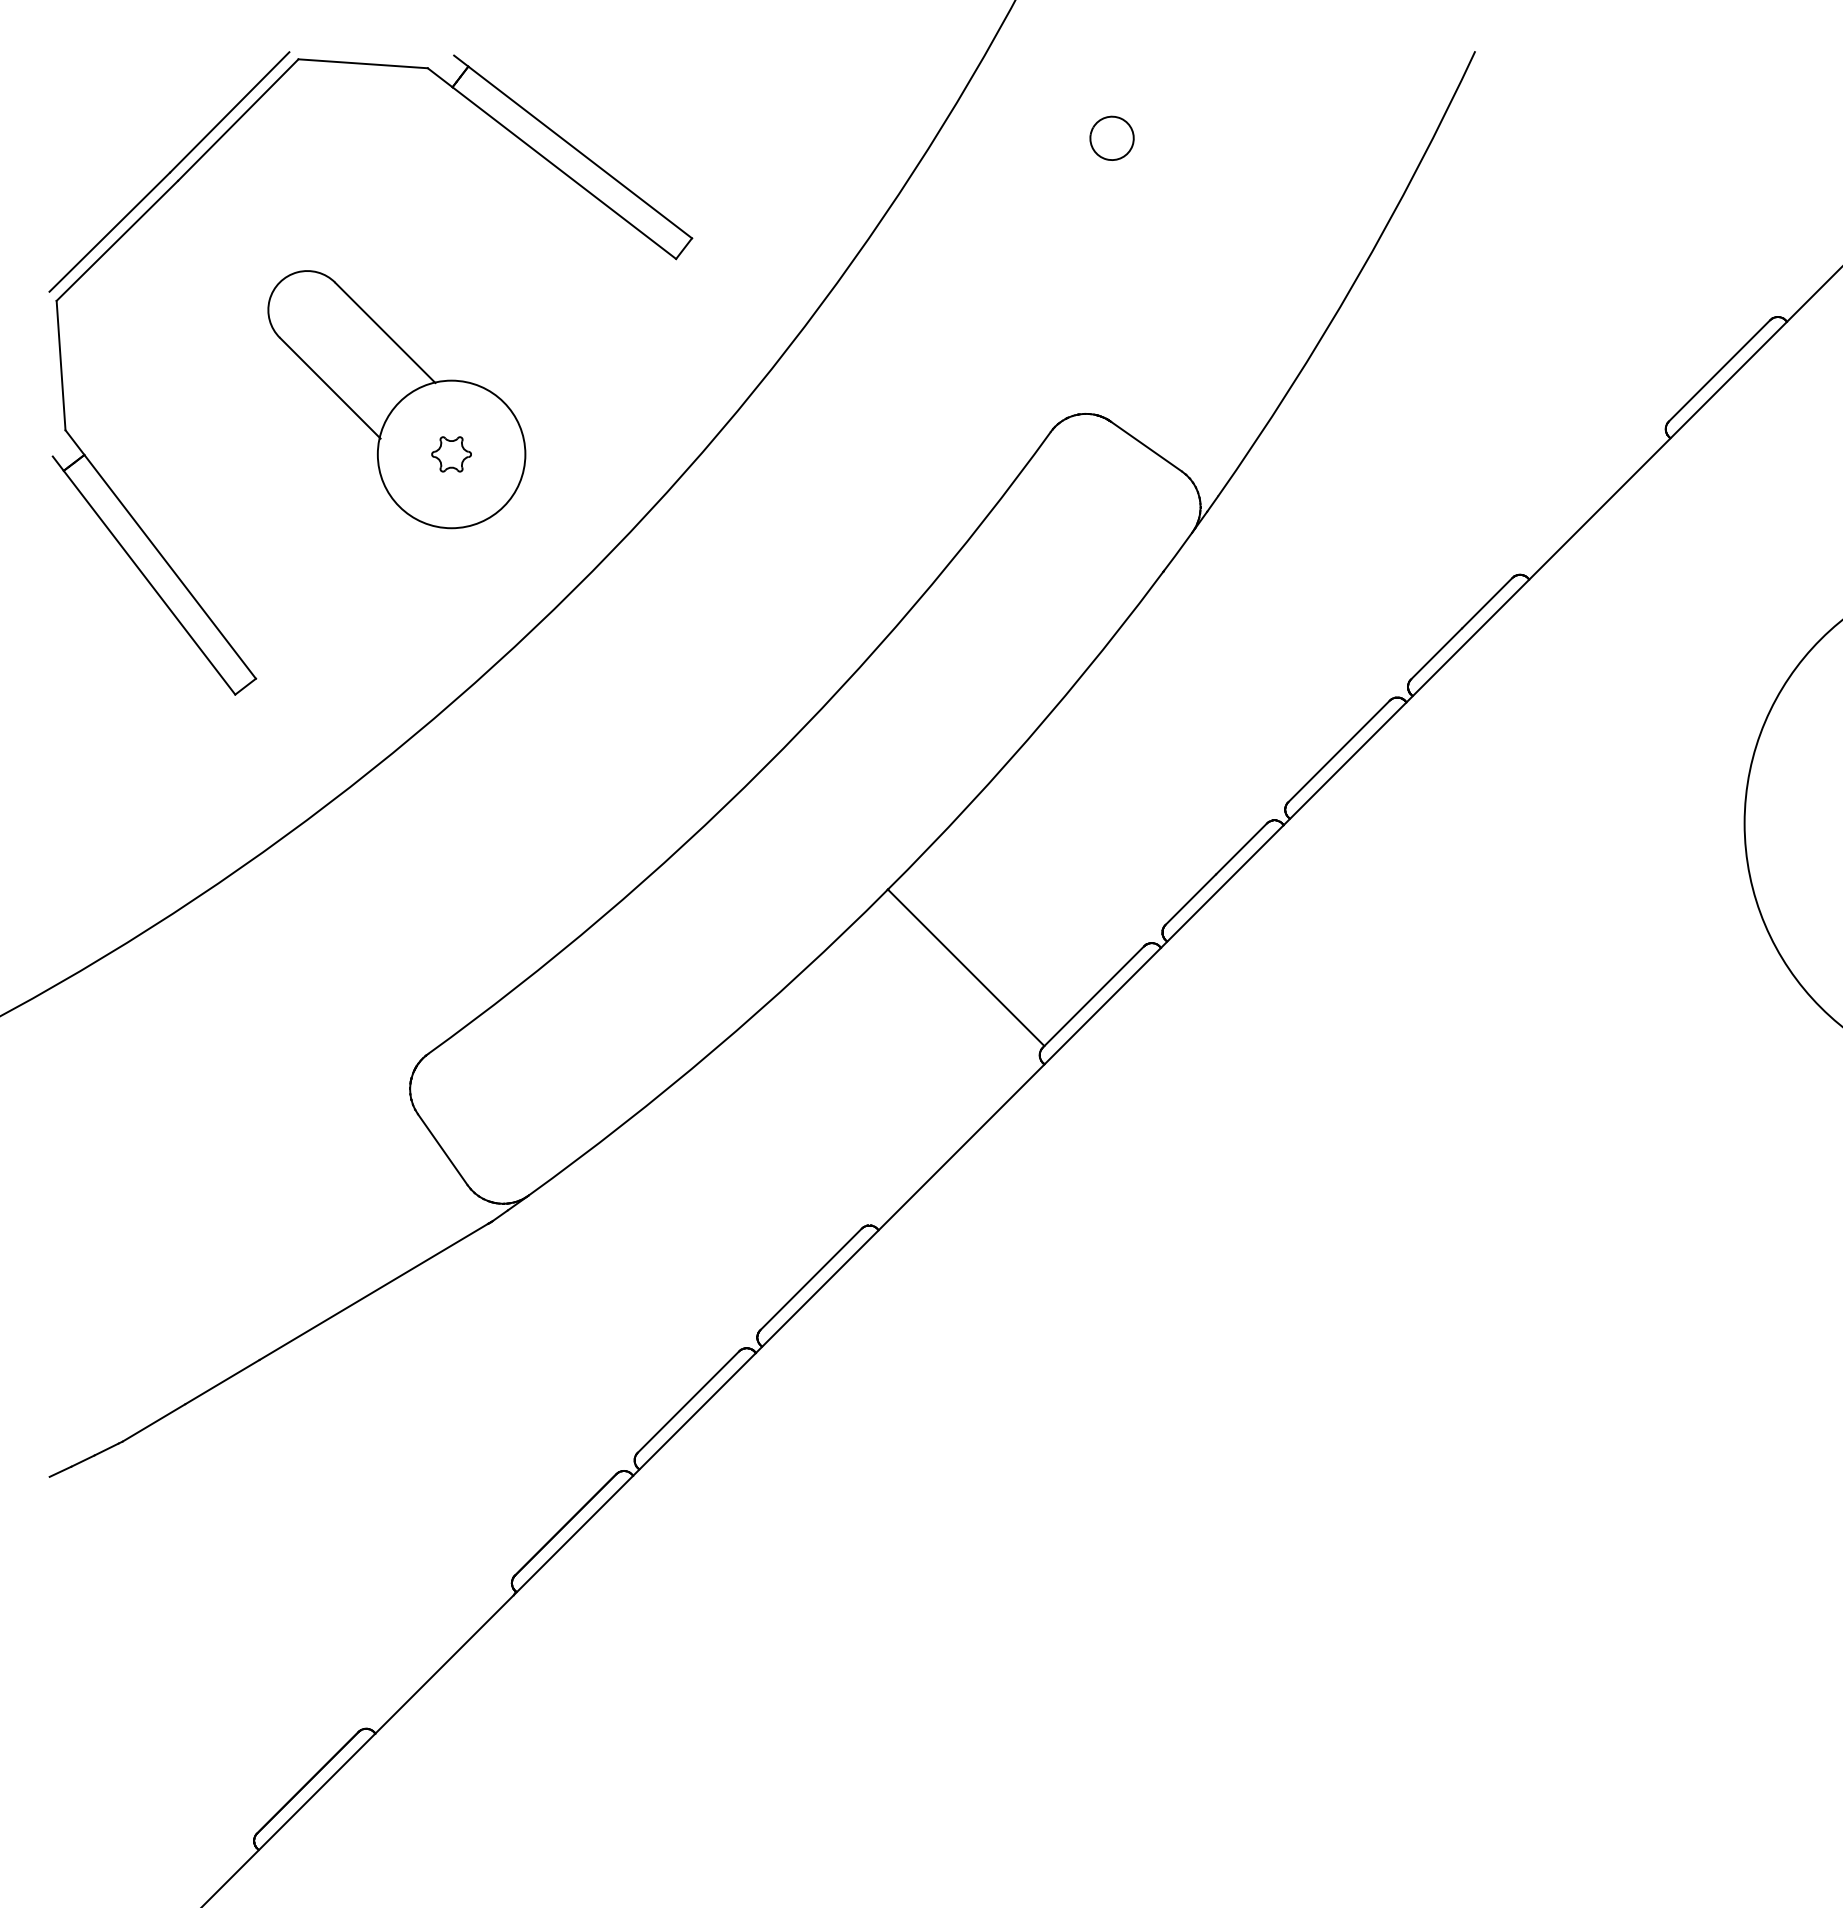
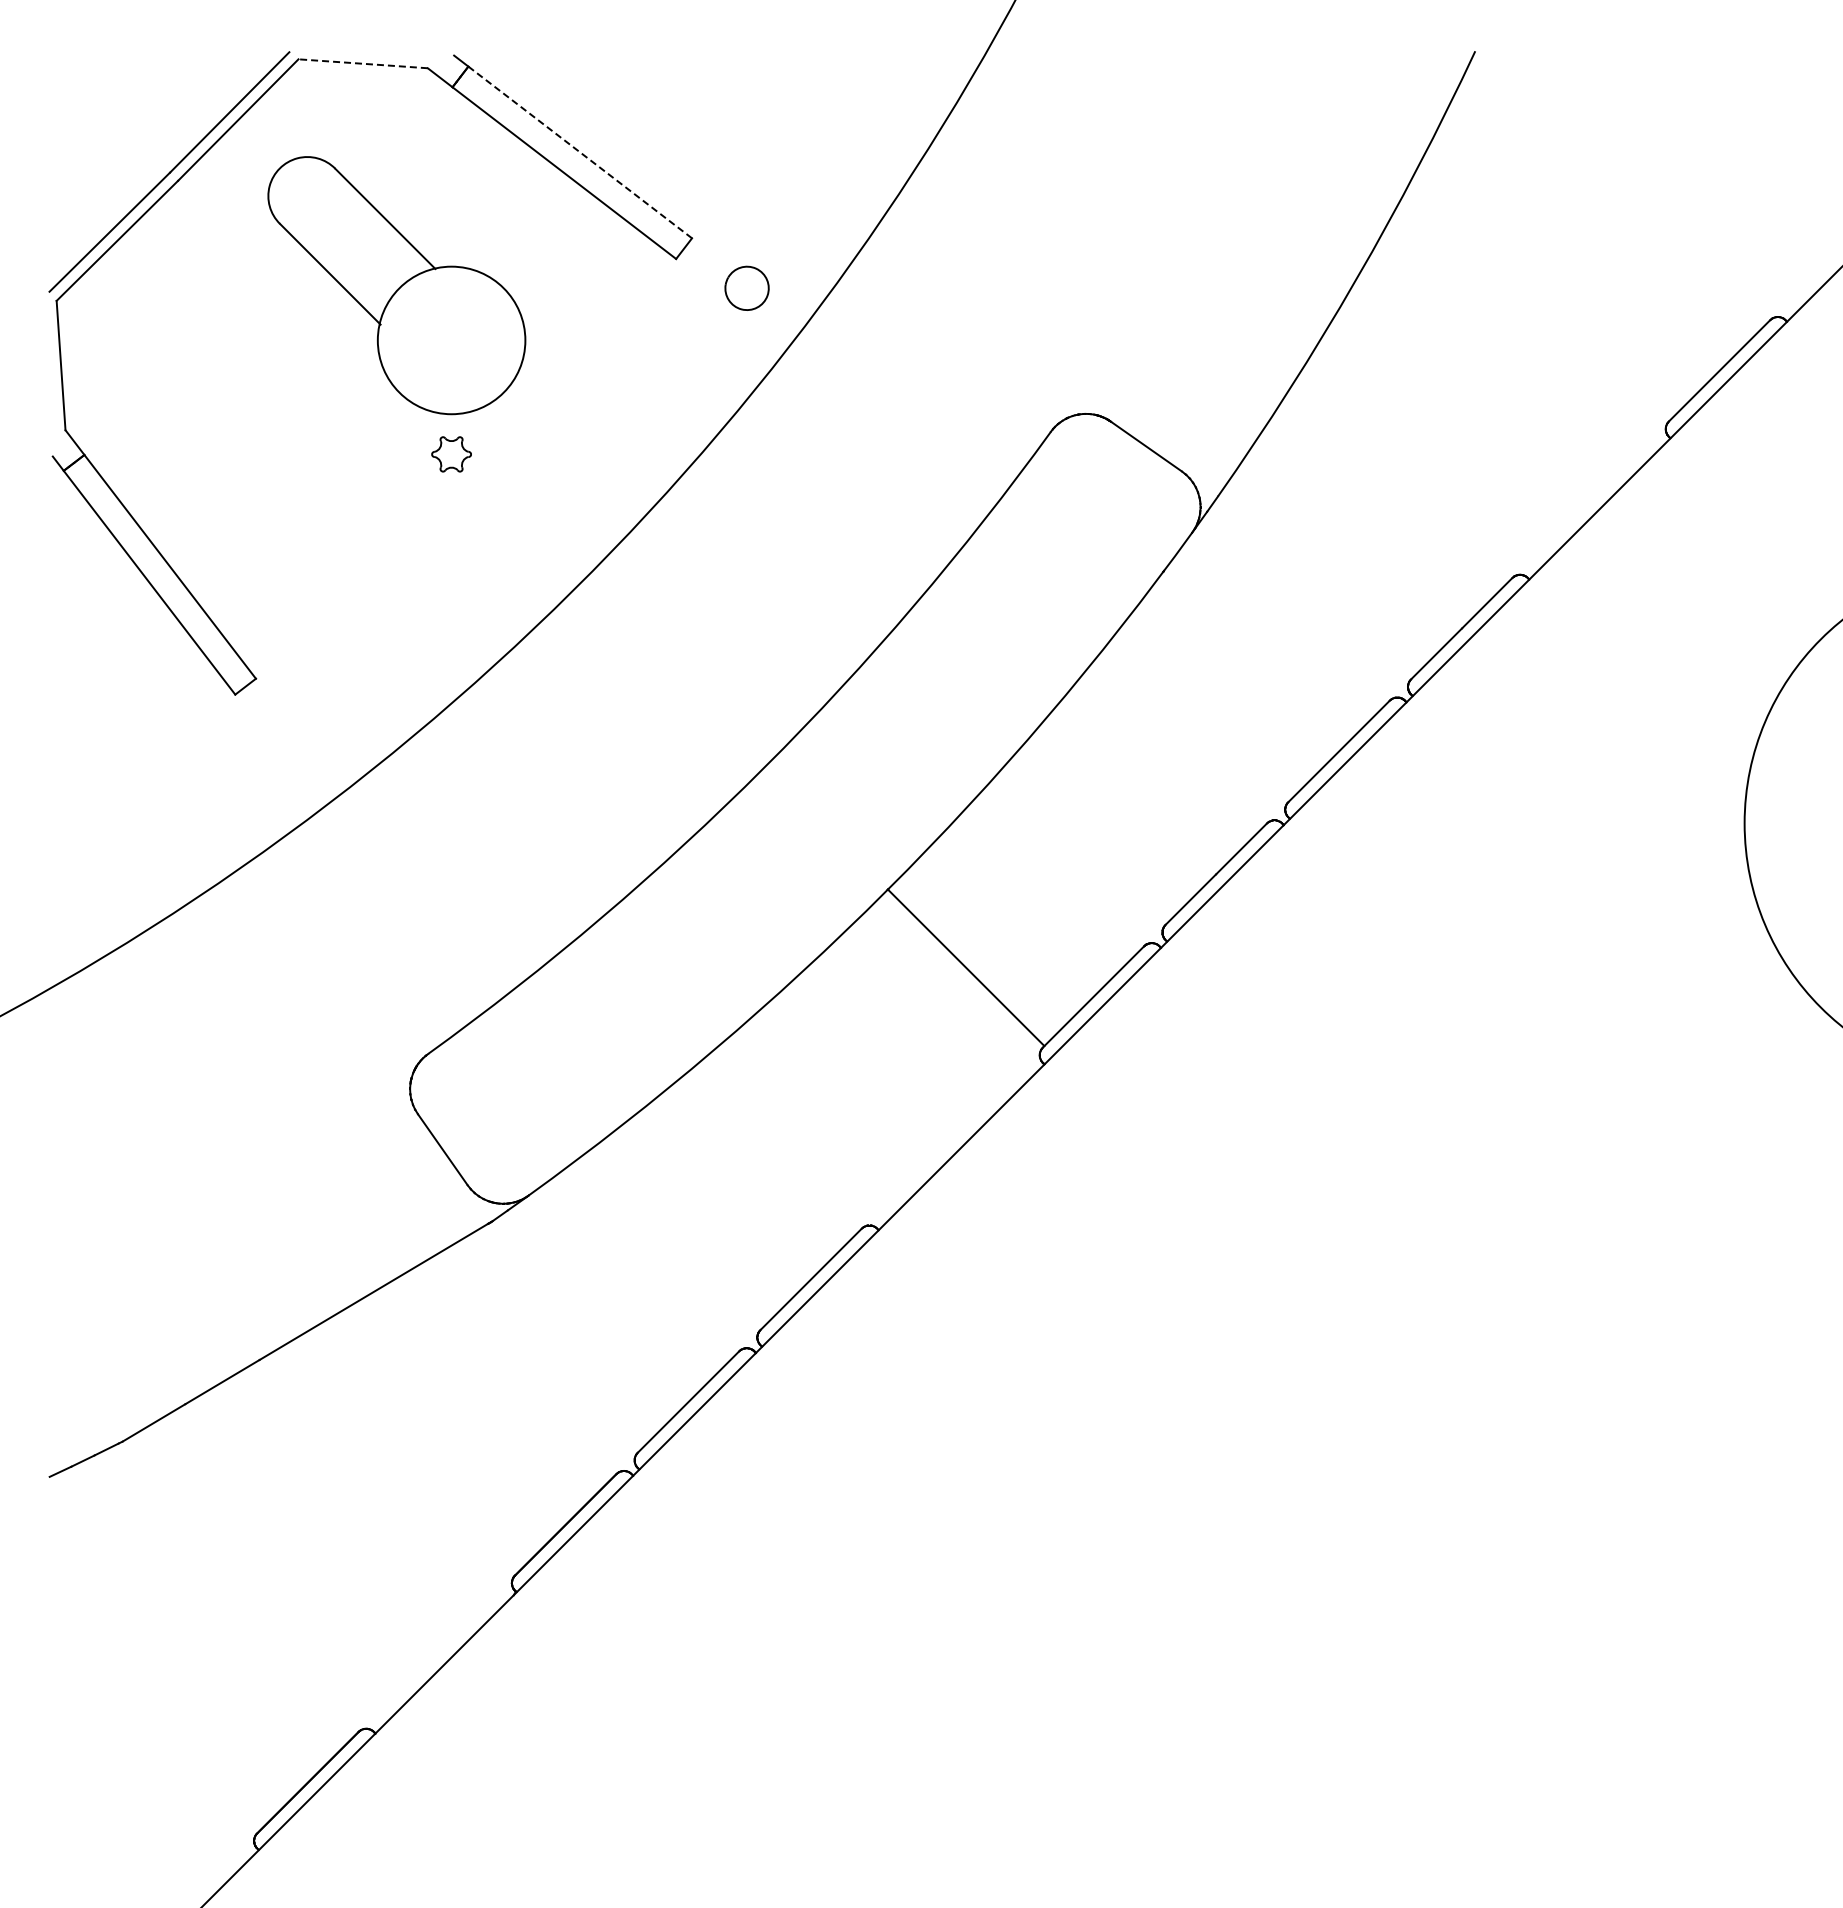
line: solid -> dashed (363, 63)
part position: (1111, 137) -> (746, 287) (746, 287)
line: solid -> dashed (580, 152)
part position: (396, 399) -> (396, 285) (396, 285)
